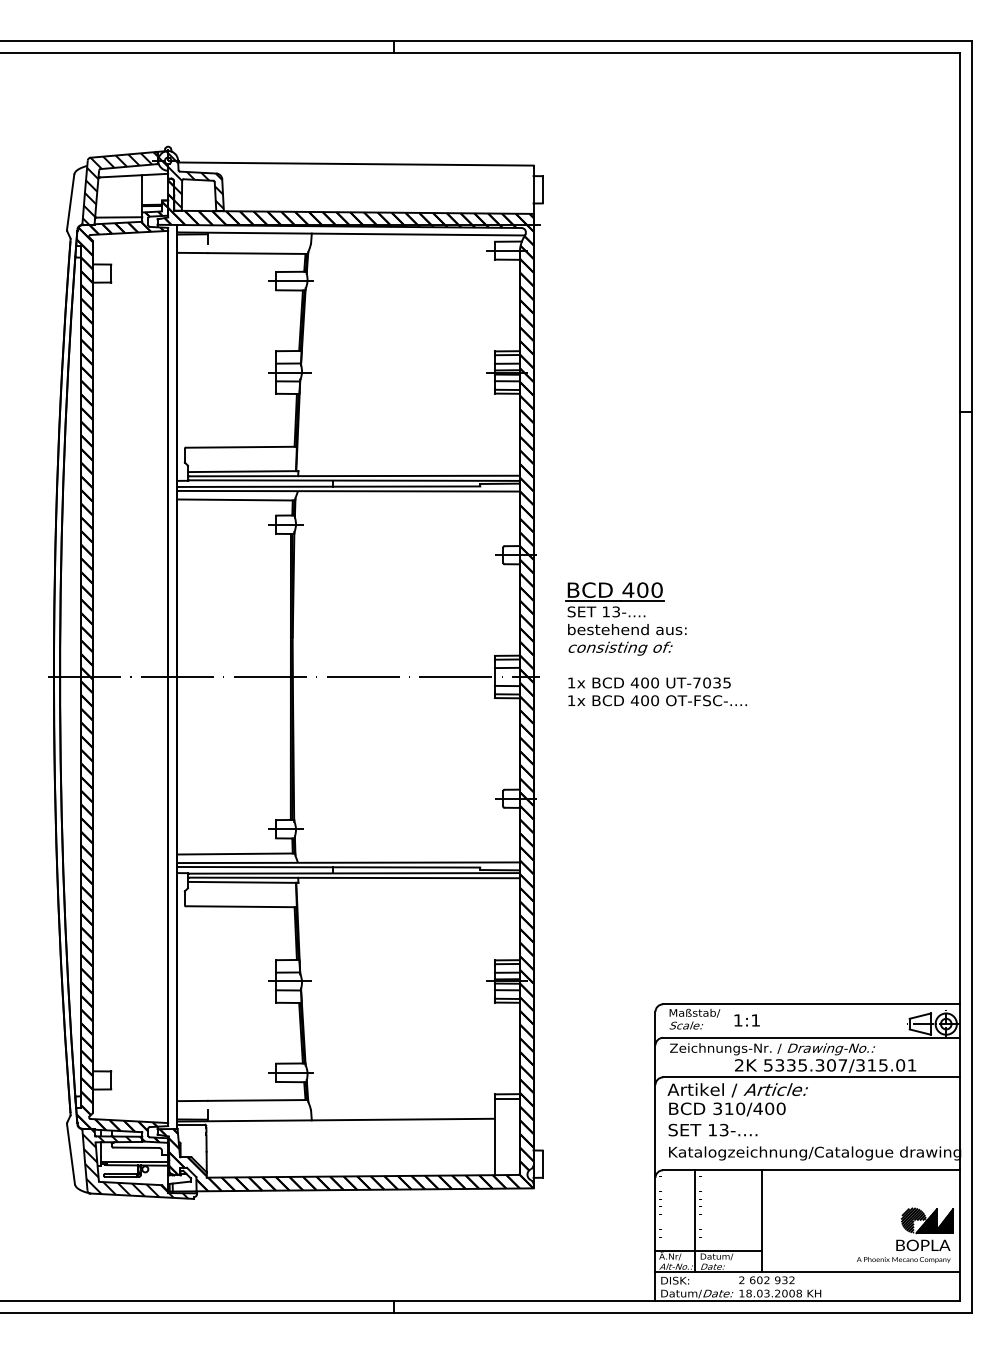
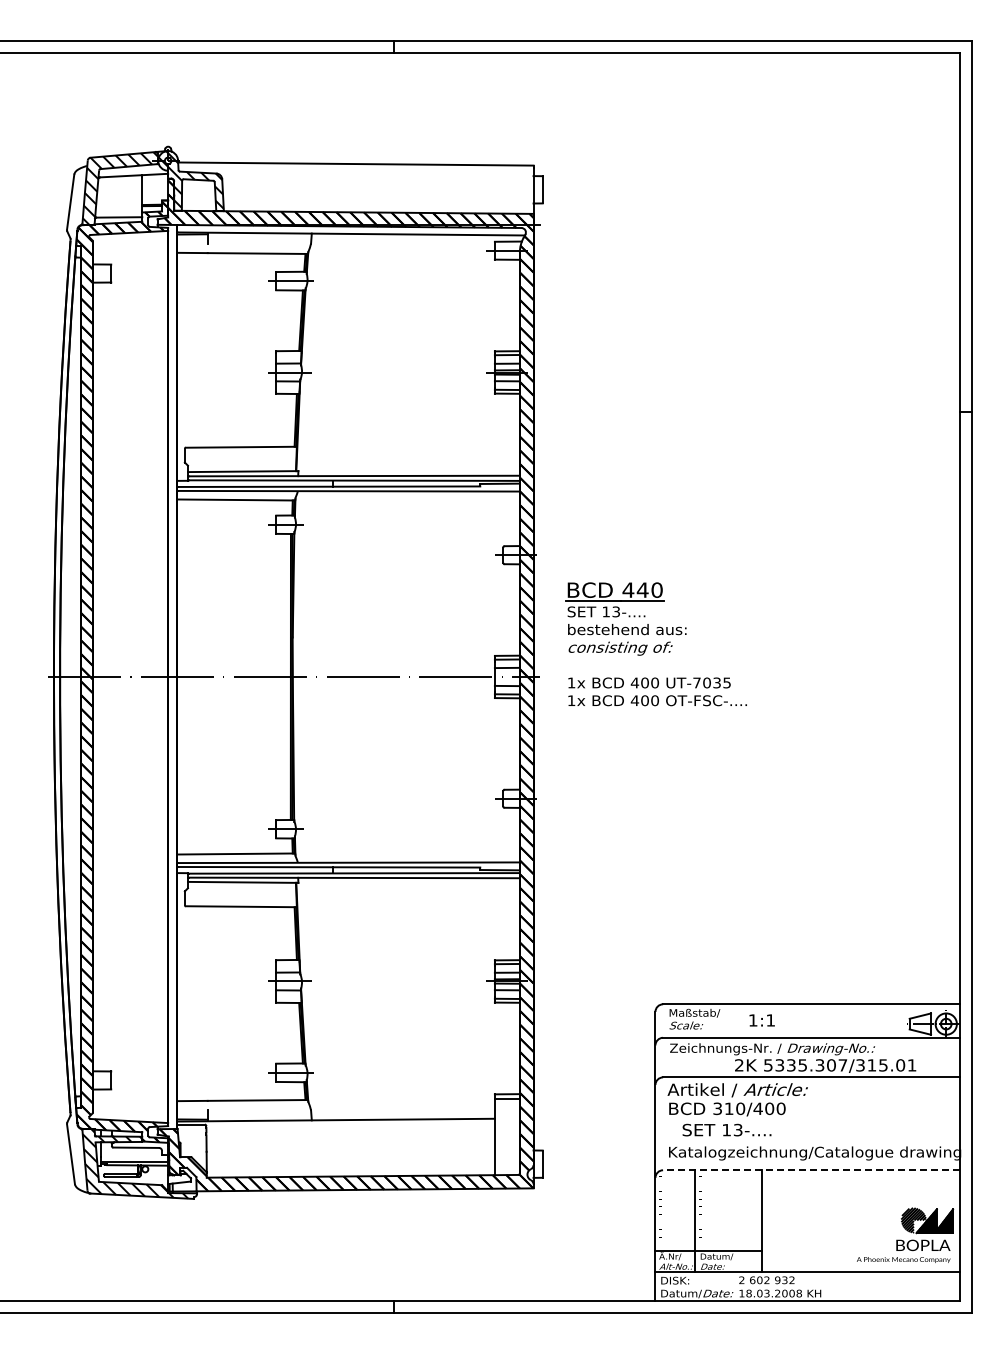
text: 400 -> 440 (642, 589)
text position: (746, 1020) -> (761, 1020) (761, 1020)
text position: (712, 1129) -> (726, 1129) (726, 1129)
line: solid -> dashed (811, 1170)
